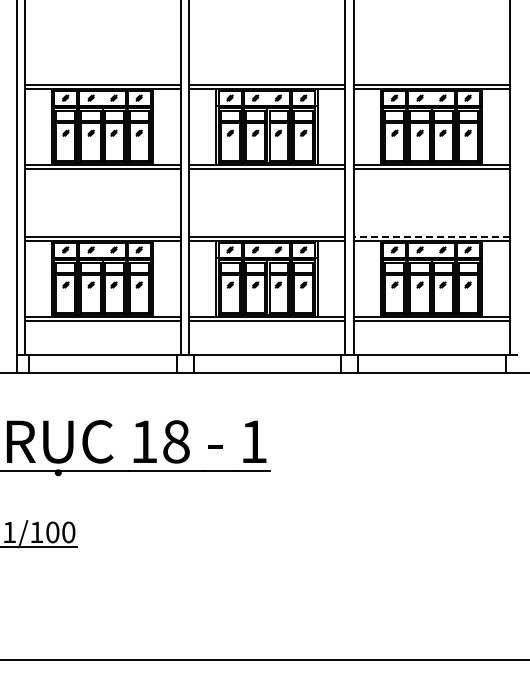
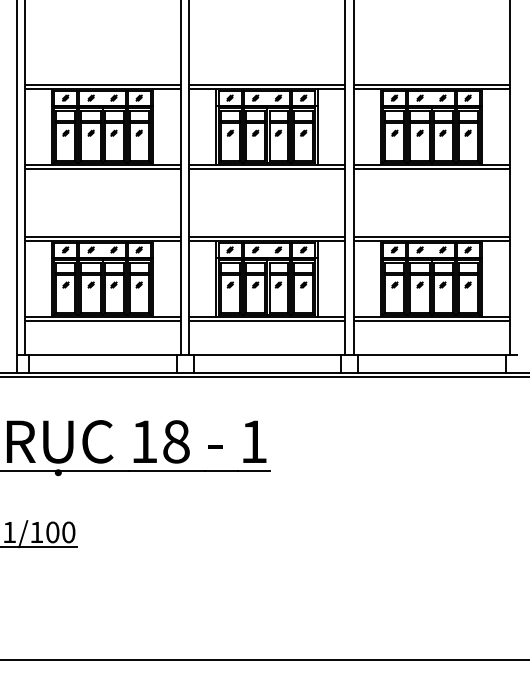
line: dashed -> solid (431, 236)
line: none -> present (264, 377)
